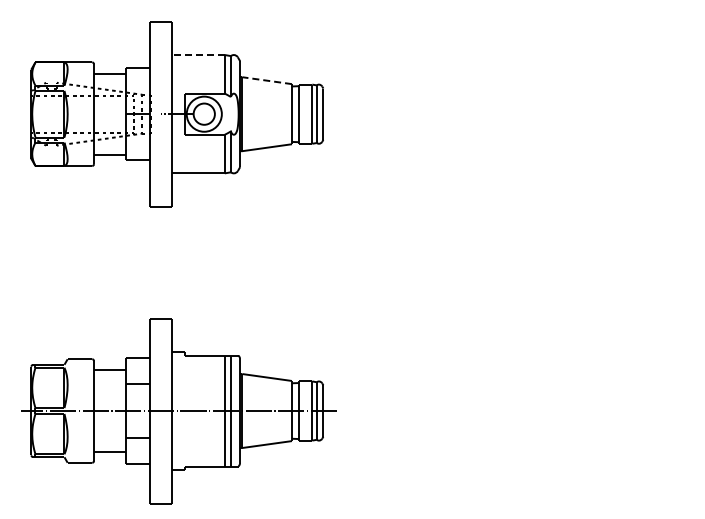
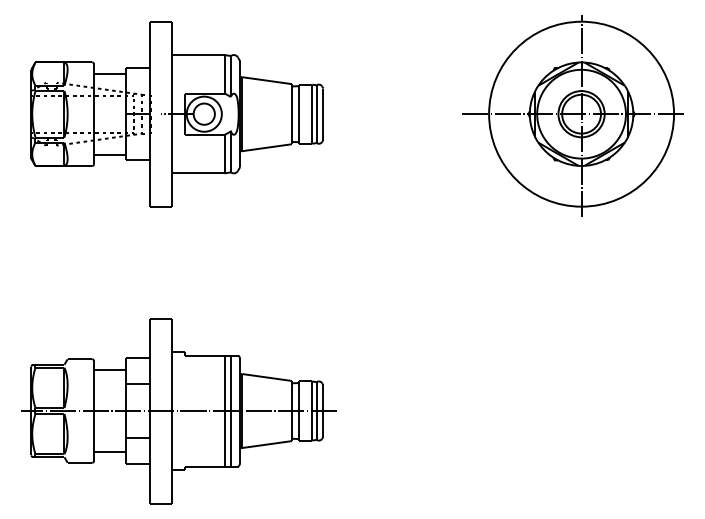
line: dashed -> solid (198, 55)
line: dashed -> solid (266, 80)
part: none -> present (572, 115)
